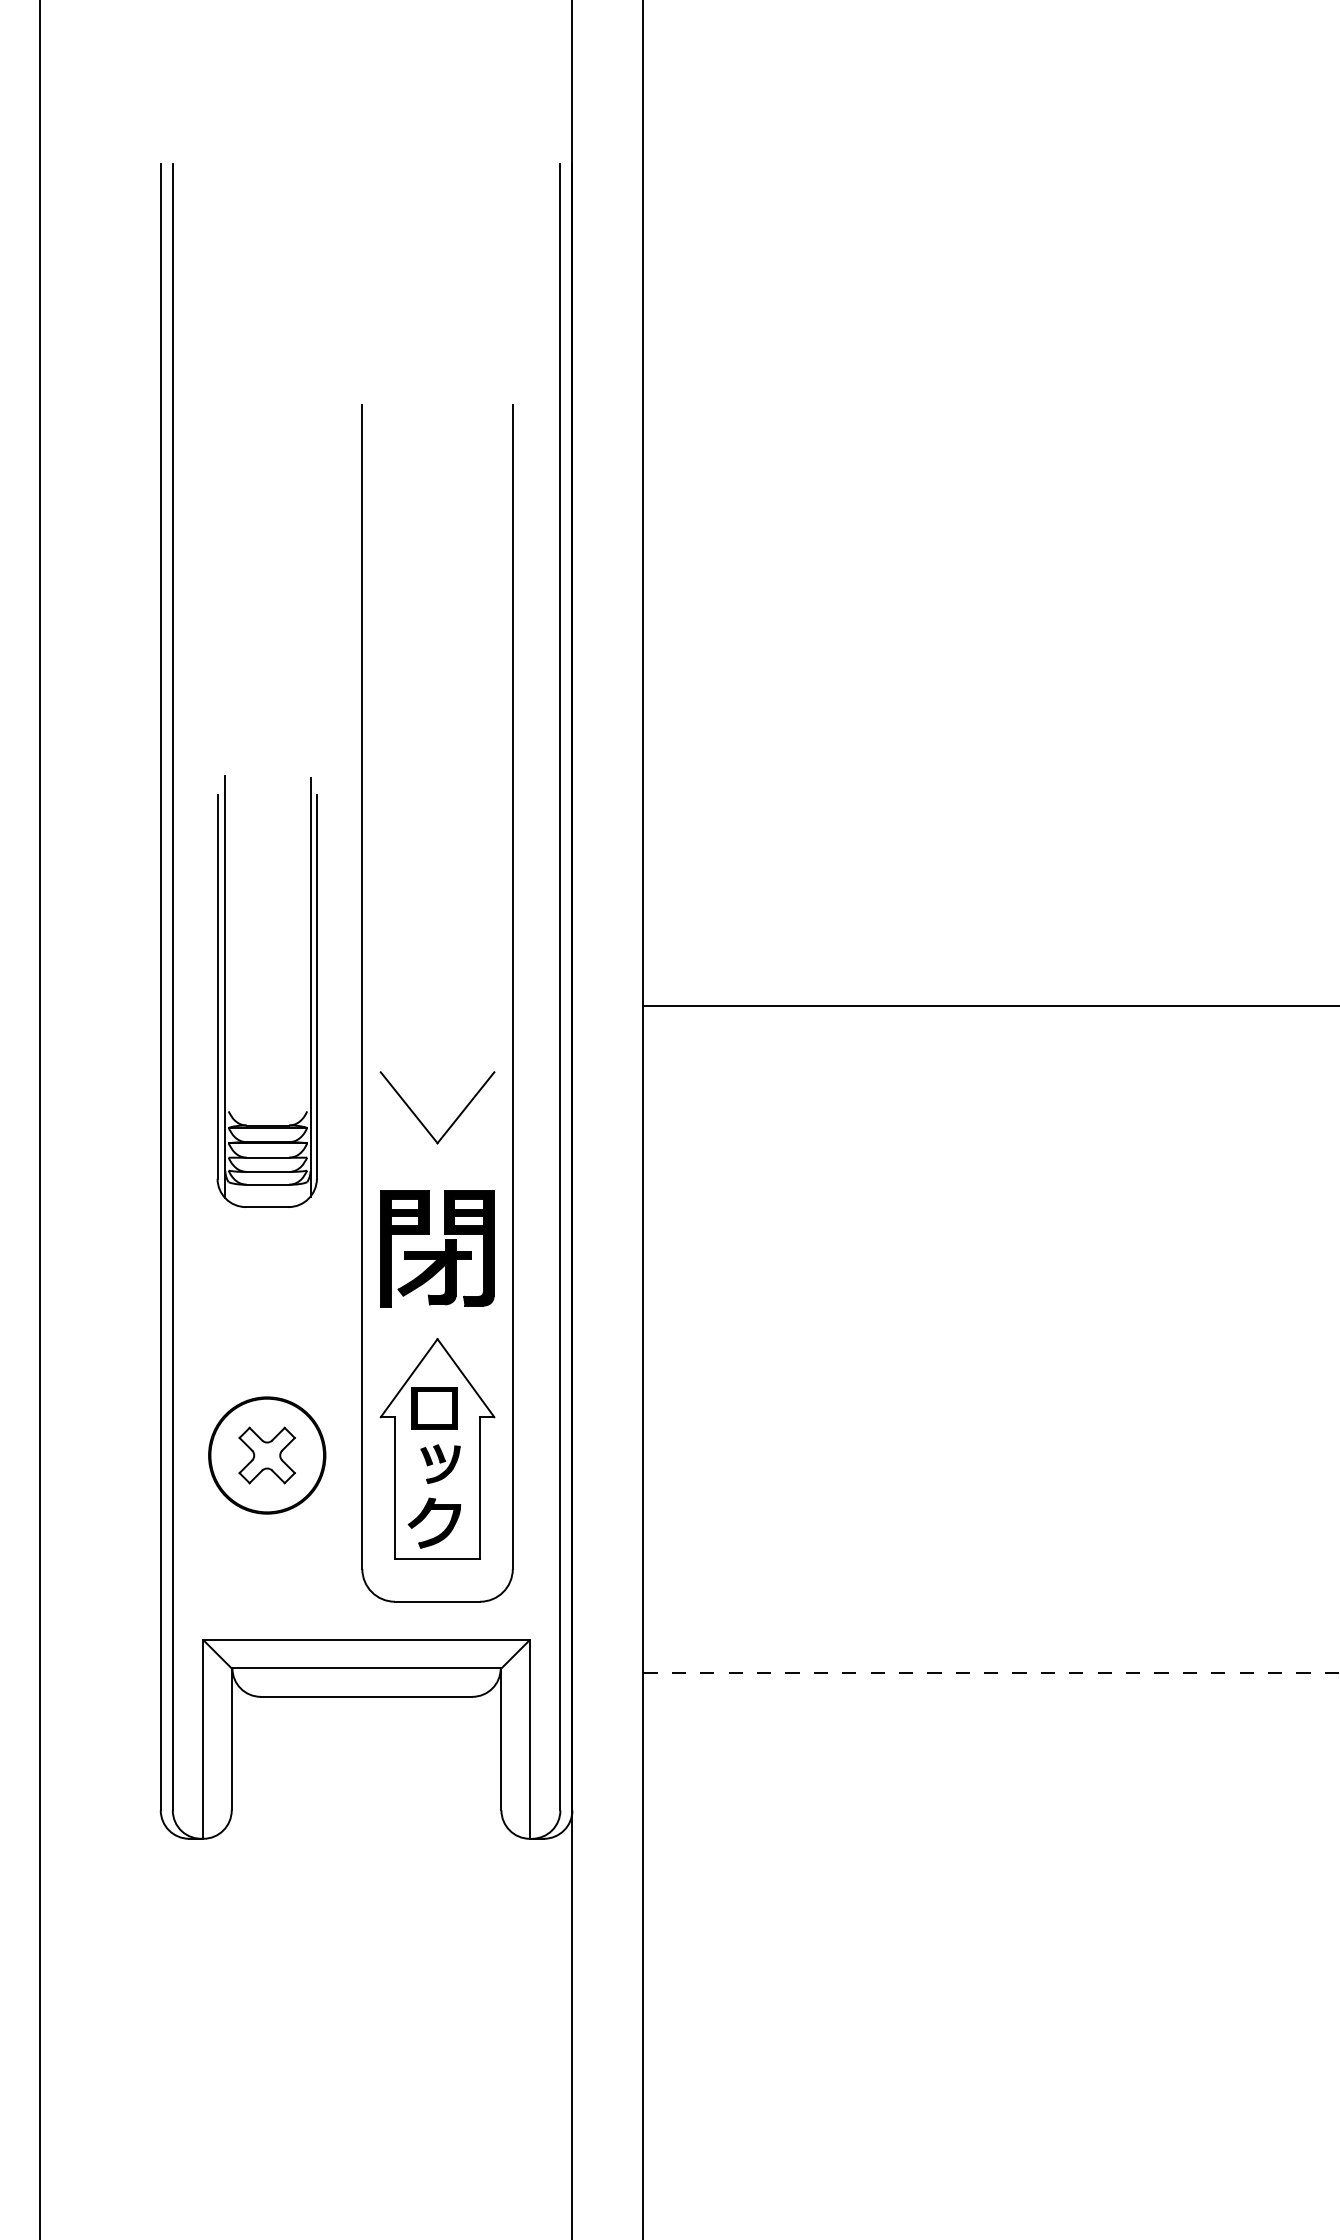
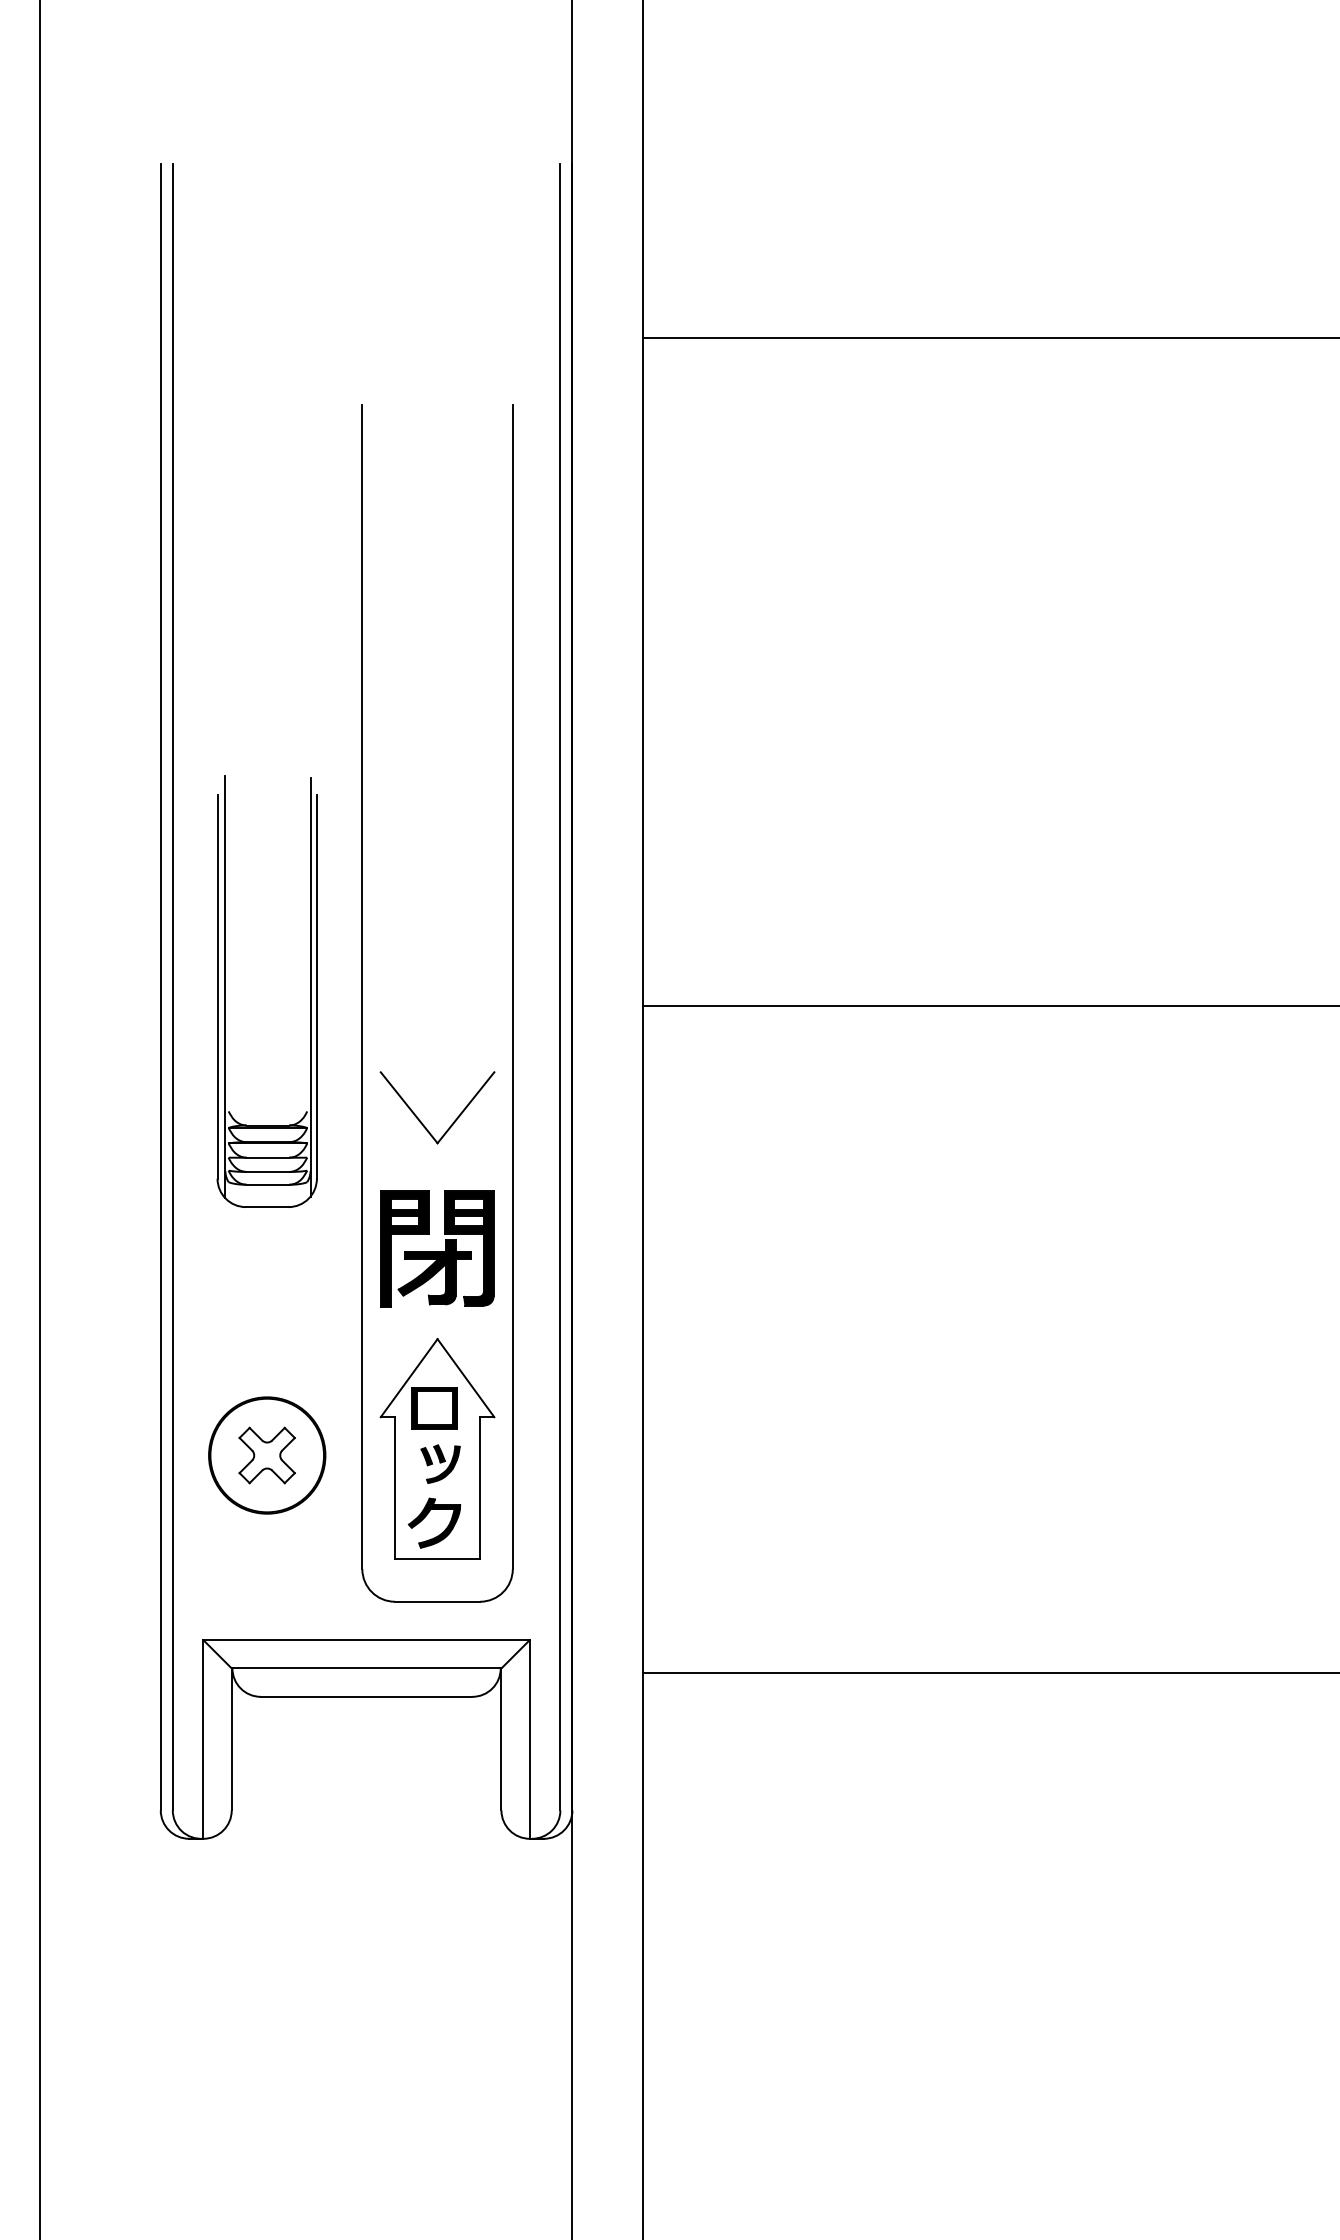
line: none -> present (989, 338)
line: dashed -> solid (992, 1672)
